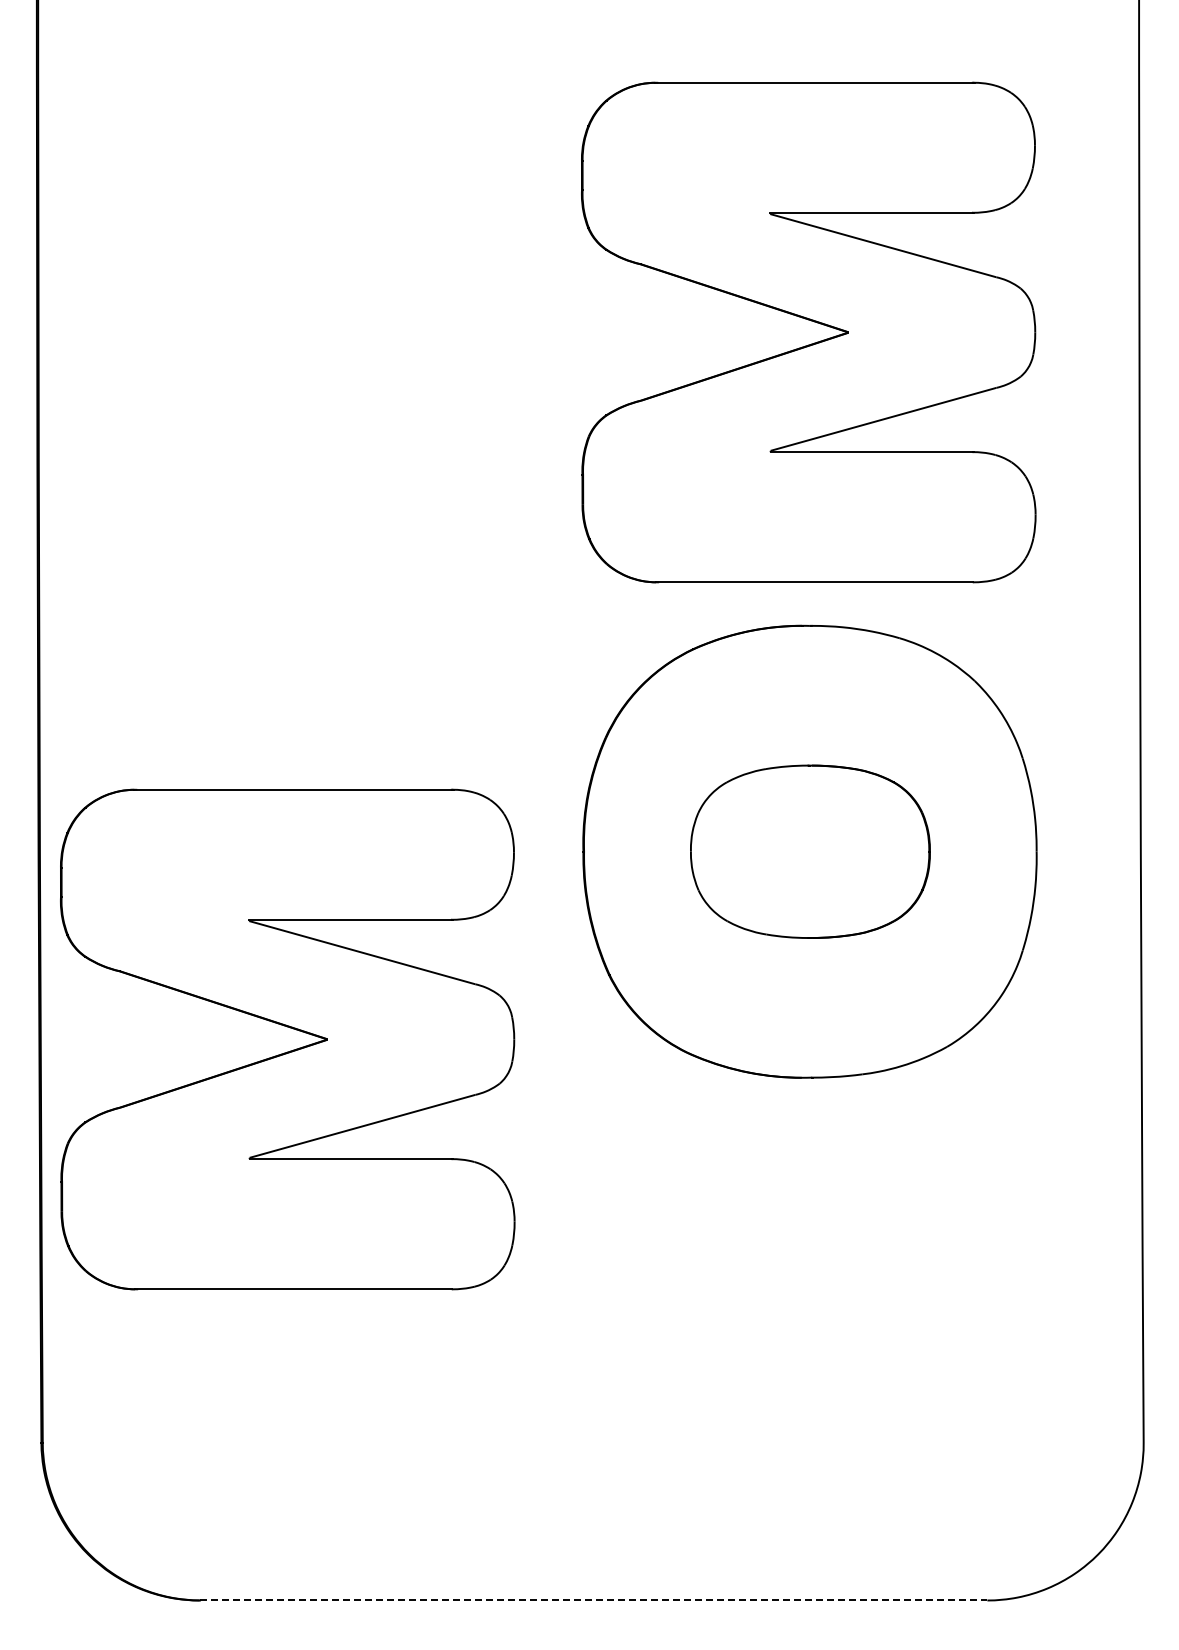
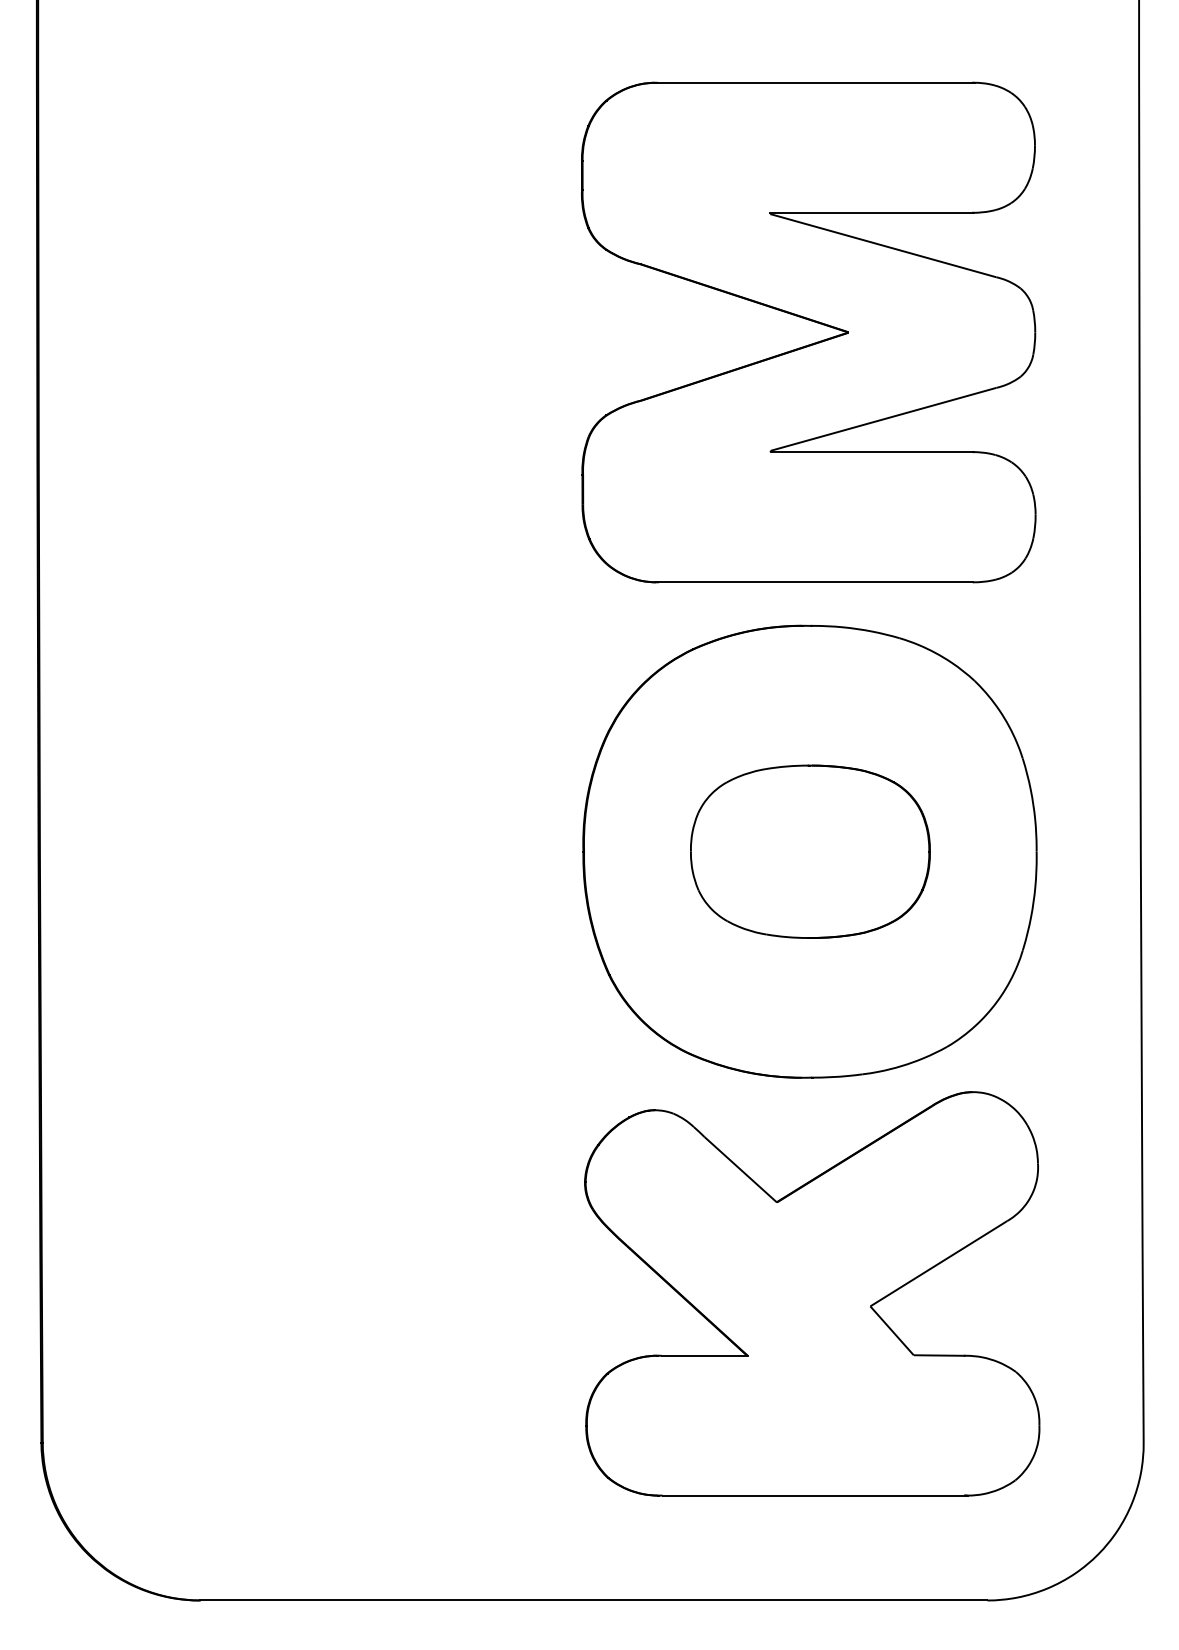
part: present -> none (290, 1028)
part: none -> present (812, 1293)
line: dashed -> solid (593, 1600)
